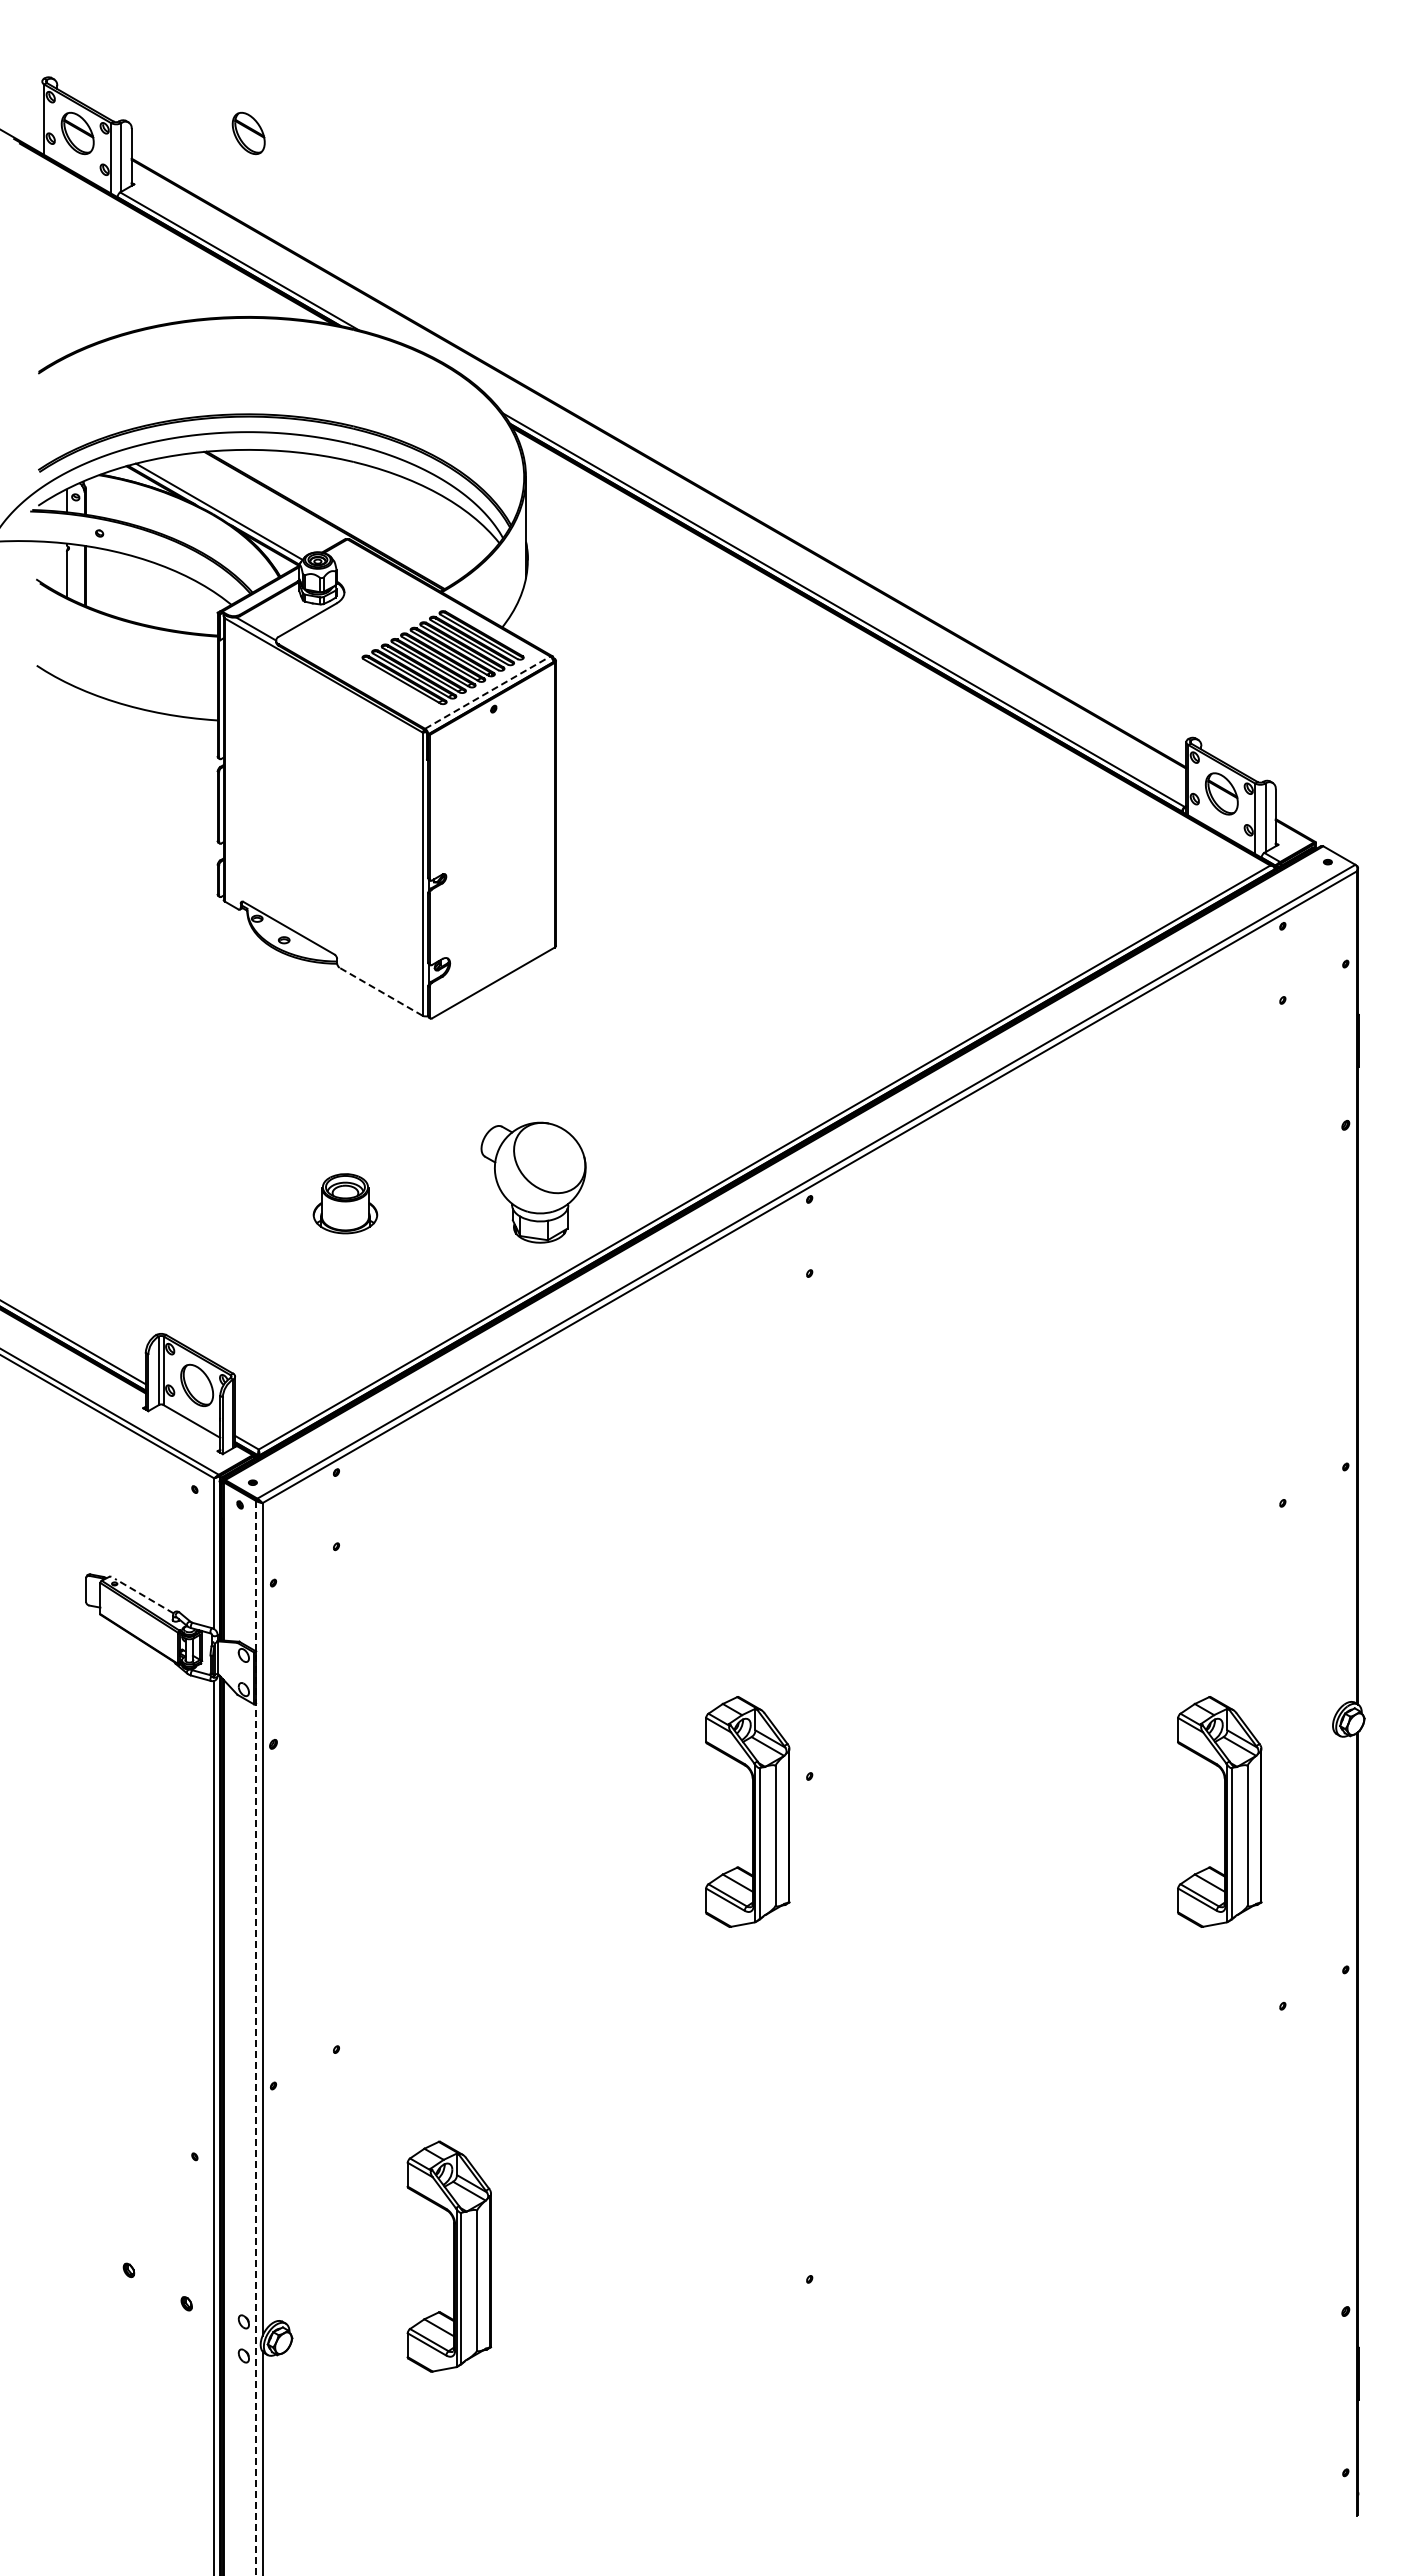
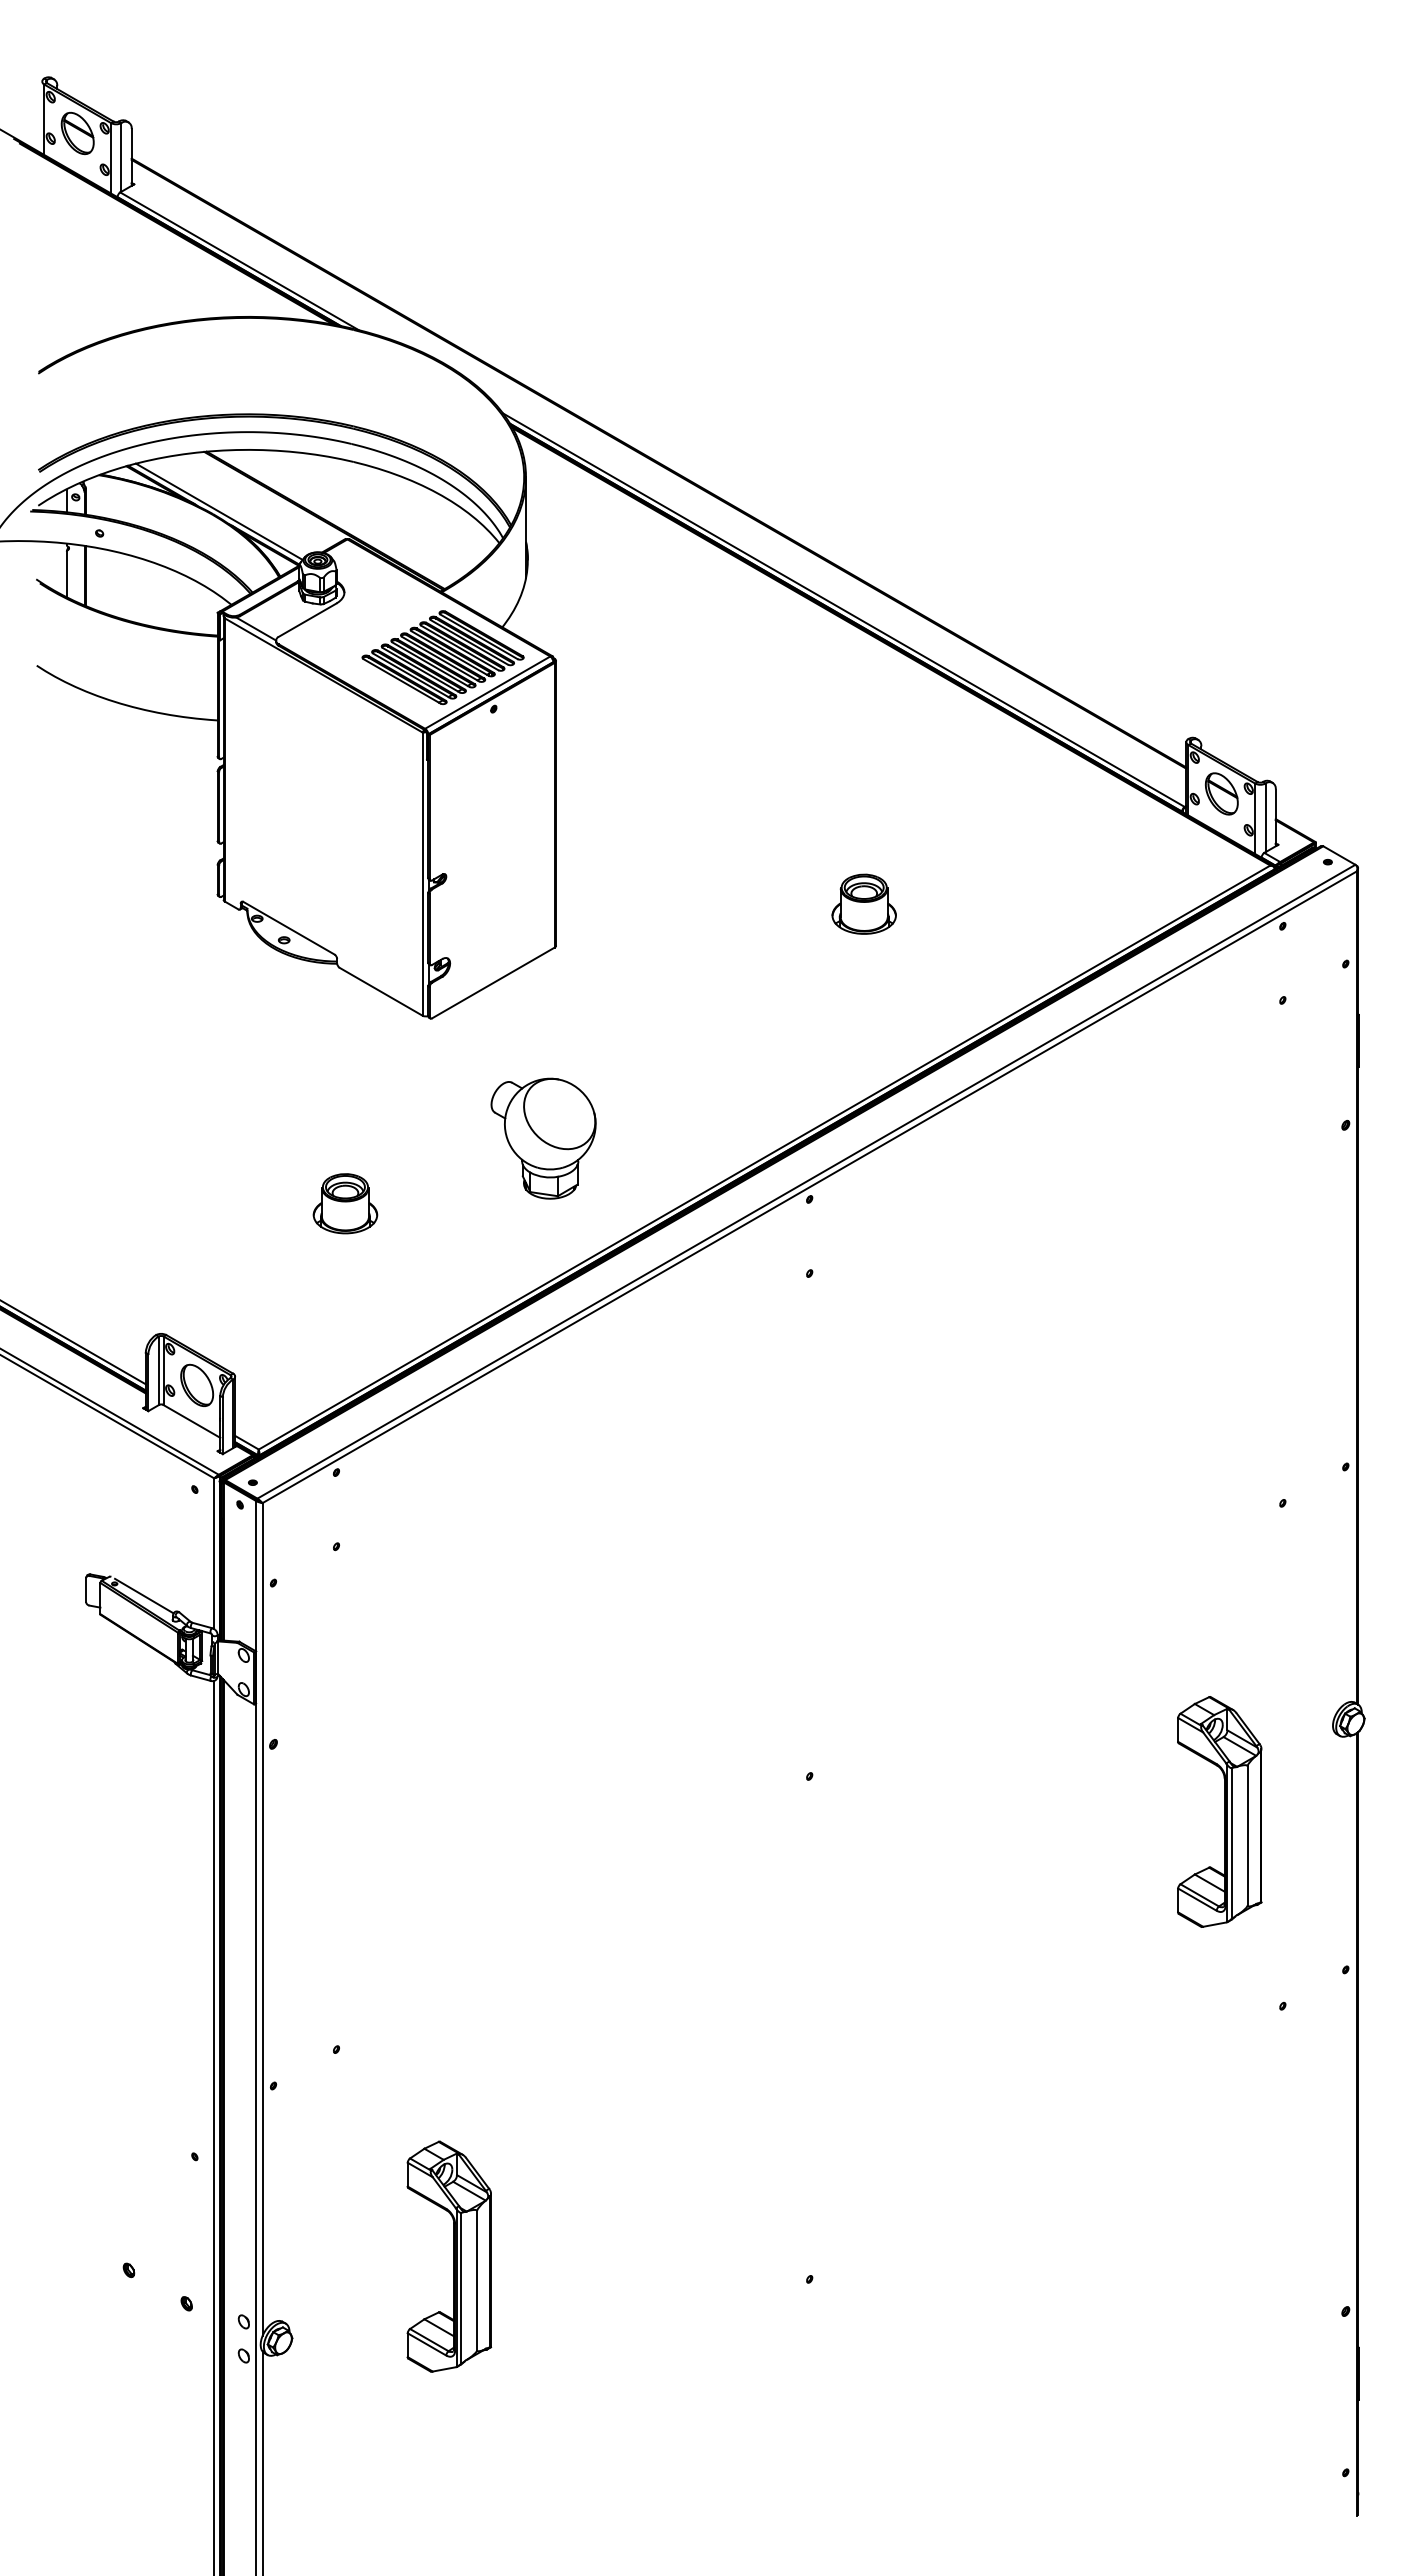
part: present -> none (248, 133)
line: dashed -> solid (488, 692)
part: none -> present (863, 903)
line: dashed -> solid (381, 991)
part position: (533, 1182) -> (543, 1138) (543, 1138)
line: dashed -> solid (143, 1595)
part: present -> none (747, 1811)
line: dashed -> solid (256, 2038)
